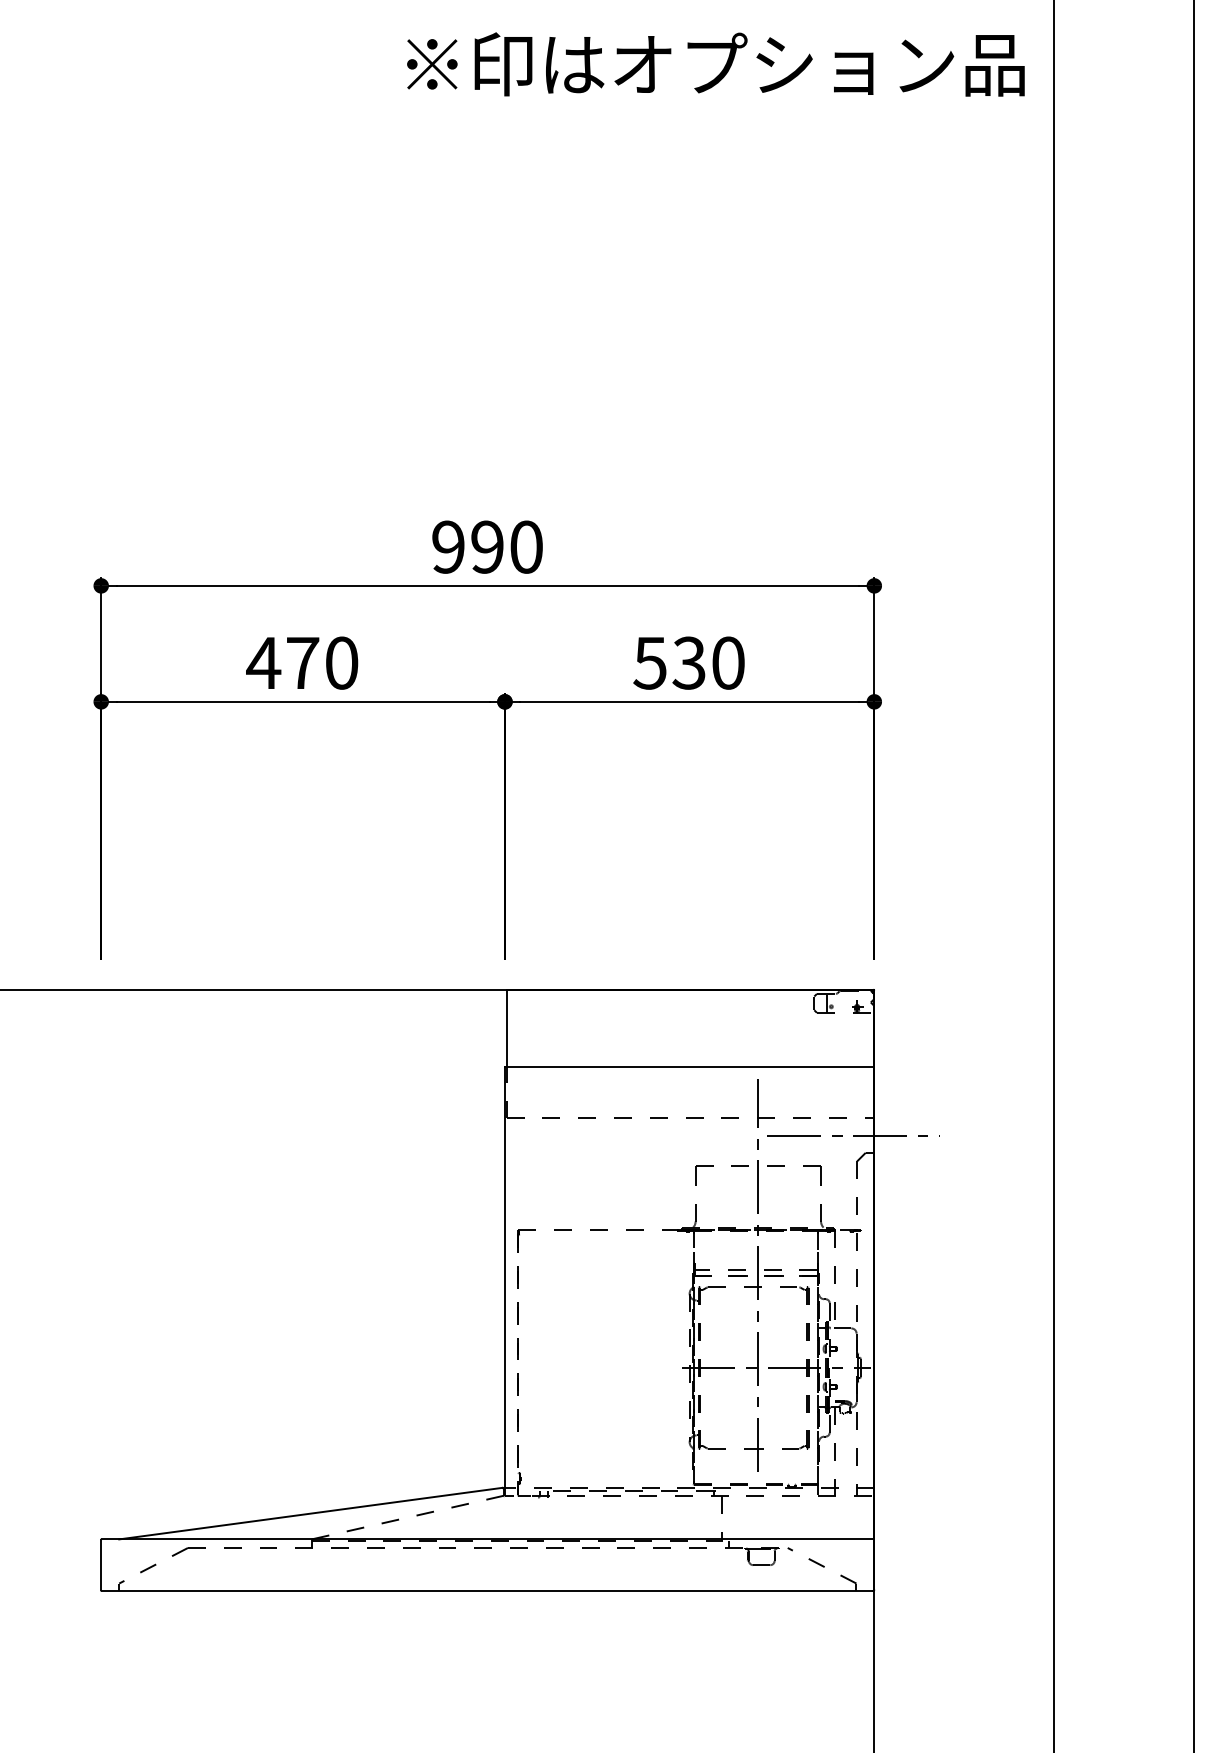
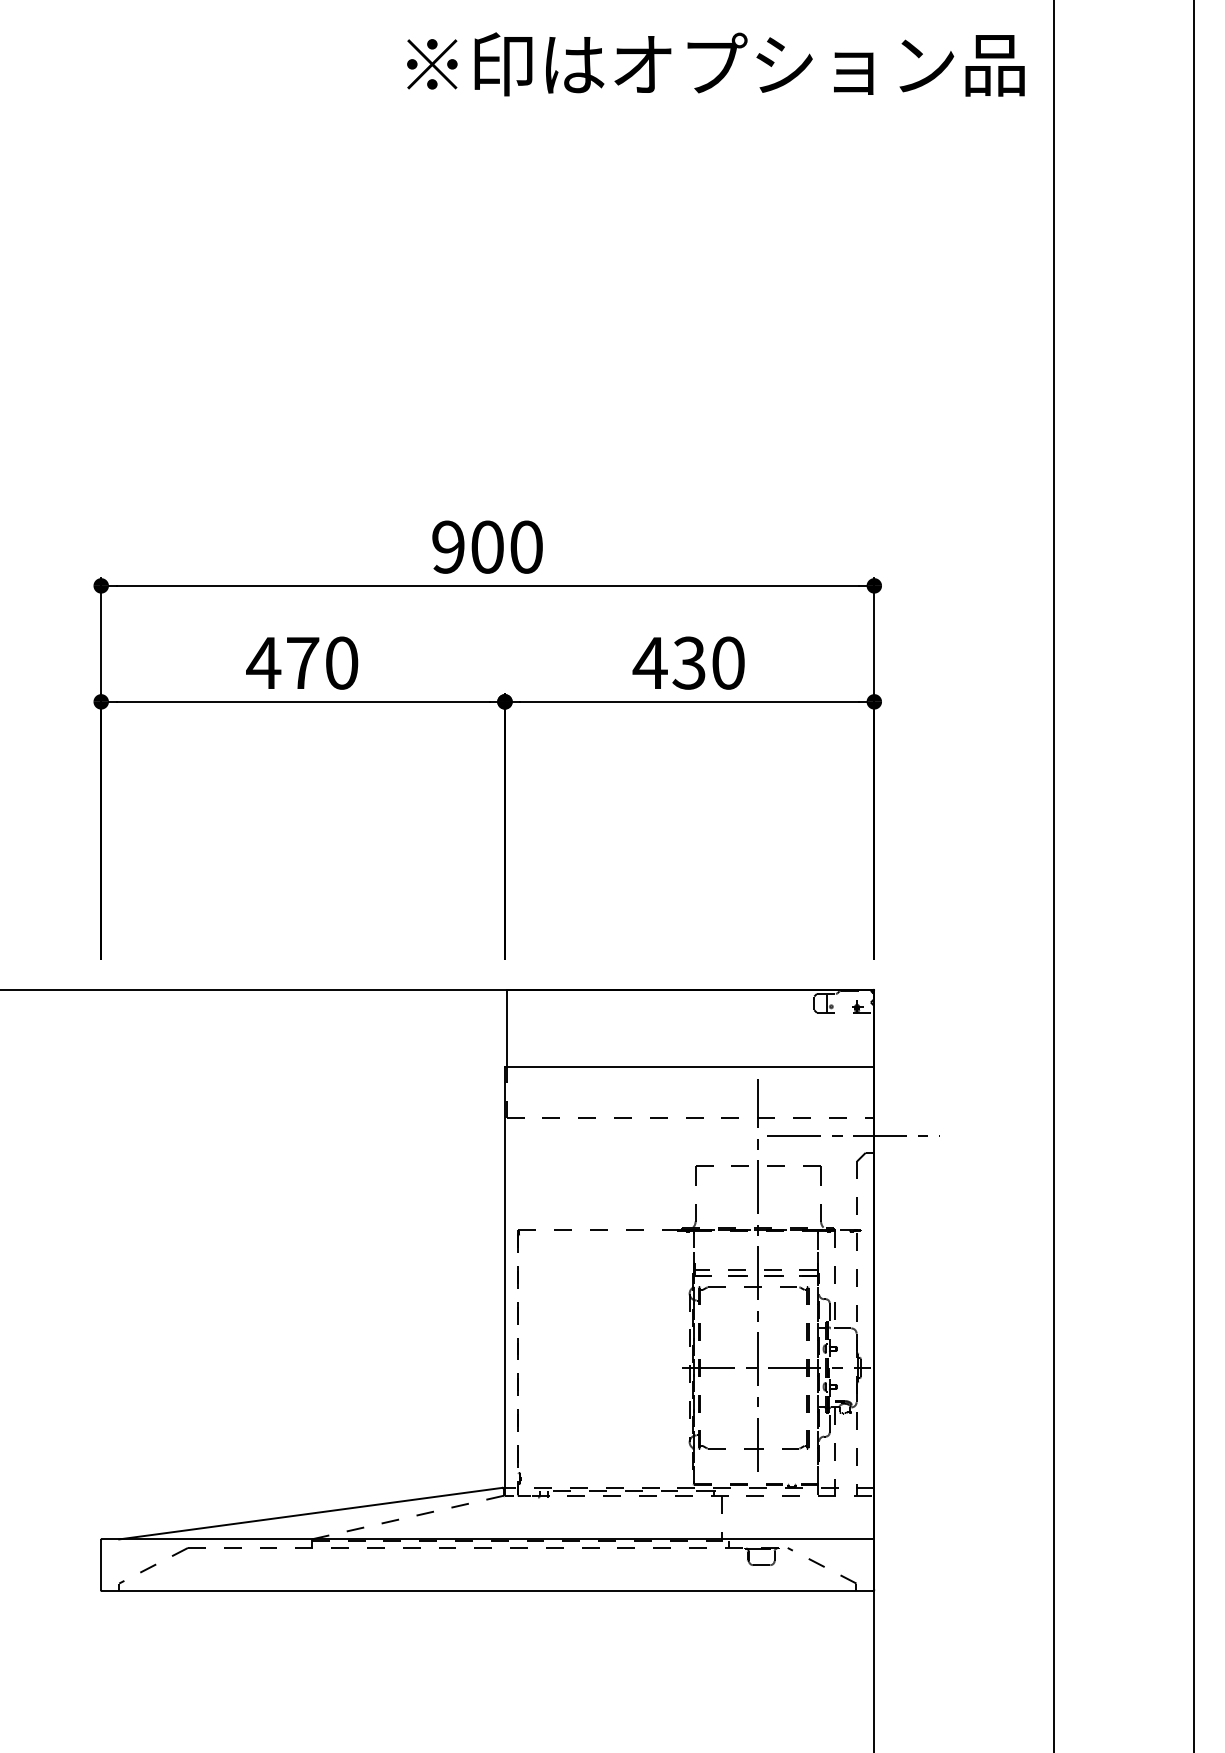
text: 990 -> 900 (487, 546)
text: 530 -> 430 (649, 663)
